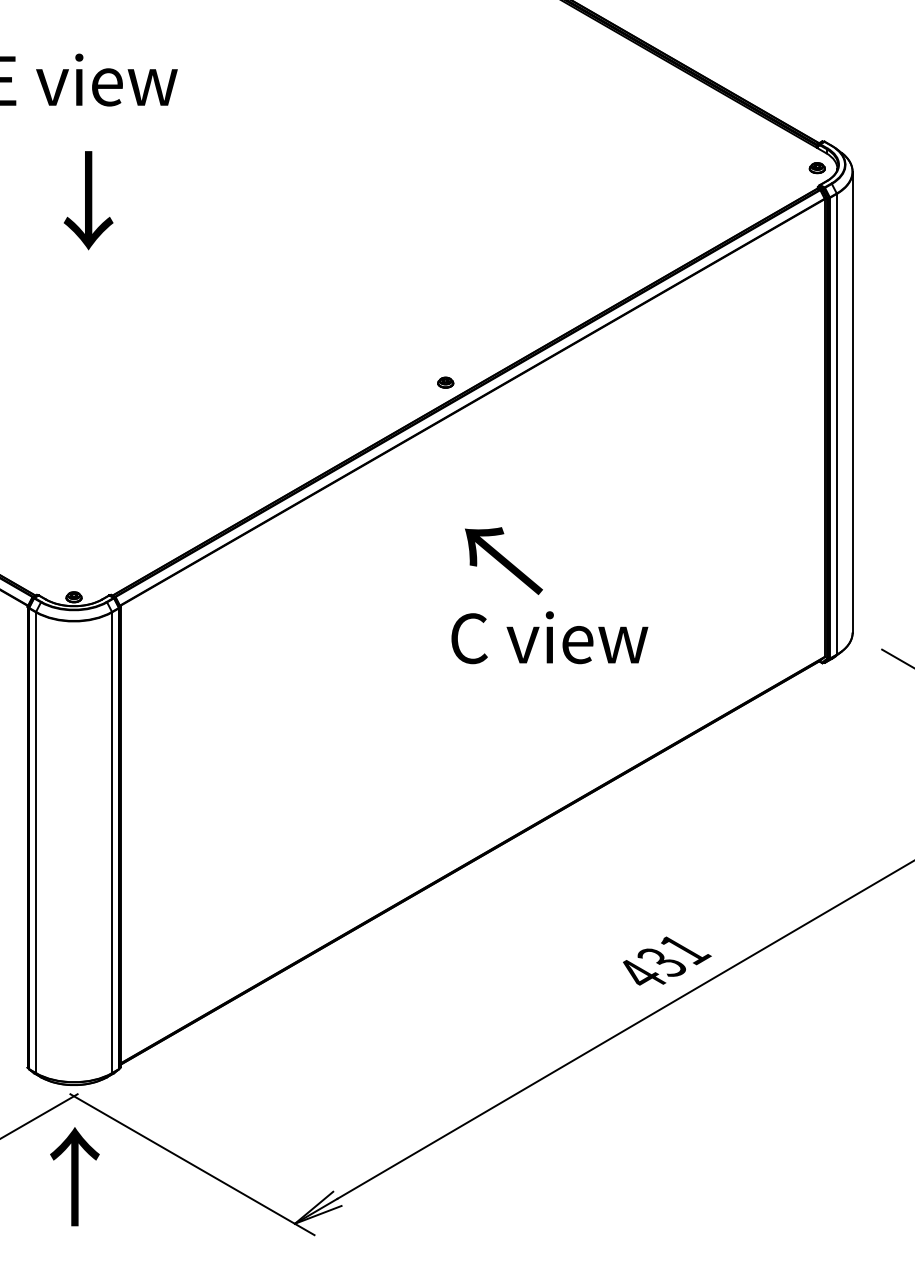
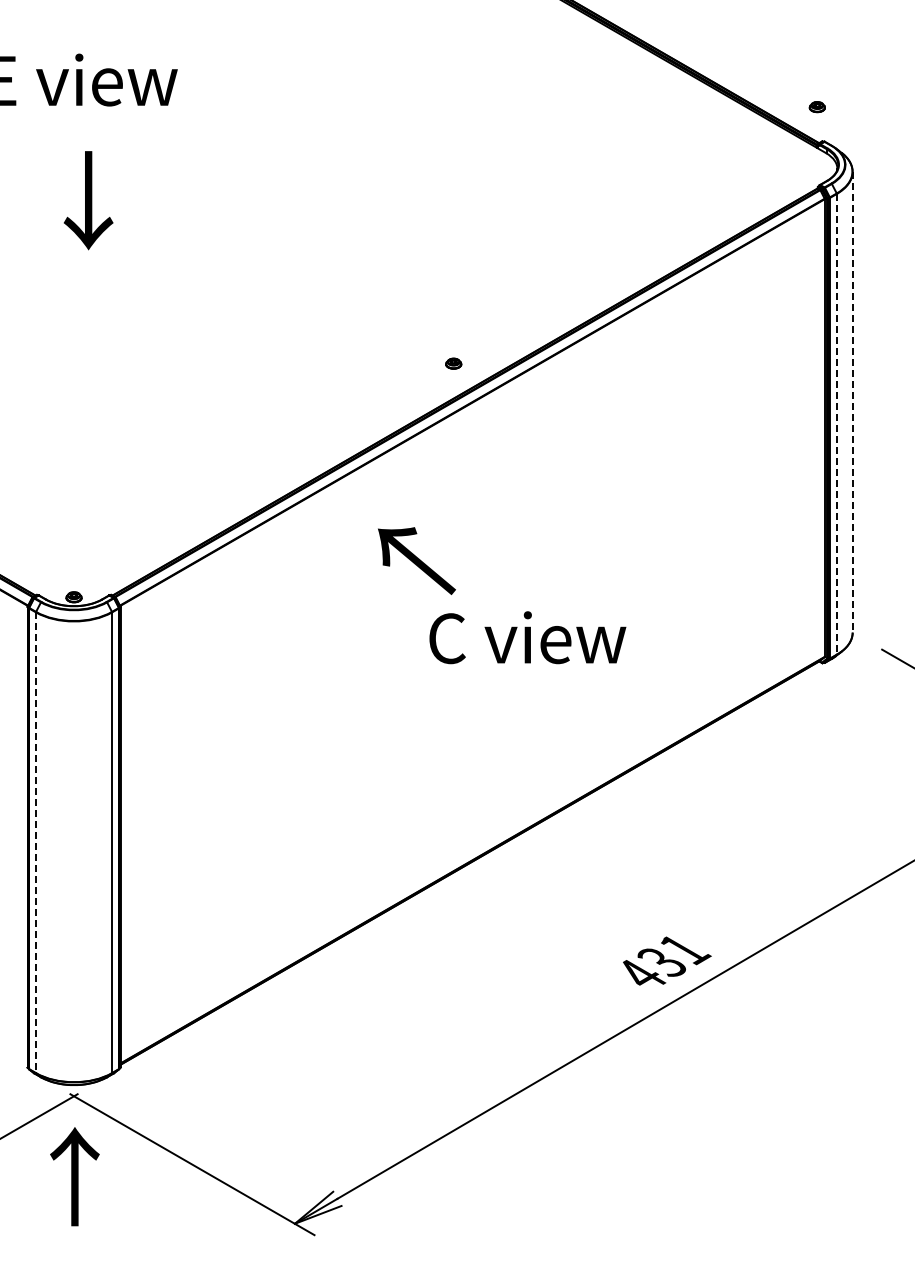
part position: (816, 168) -> (816, 107) (816, 107)
part position: (445, 382) -> (453, 363) (453, 363)
line: solid -> dashed (852, 402)
line: solid -> dashed (836, 424)
text position: (503, 560) -> (416, 560) (416, 560)
text position: (549, 637) -> (527, 637) (527, 637)
line: solid -> dashed (35, 843)
